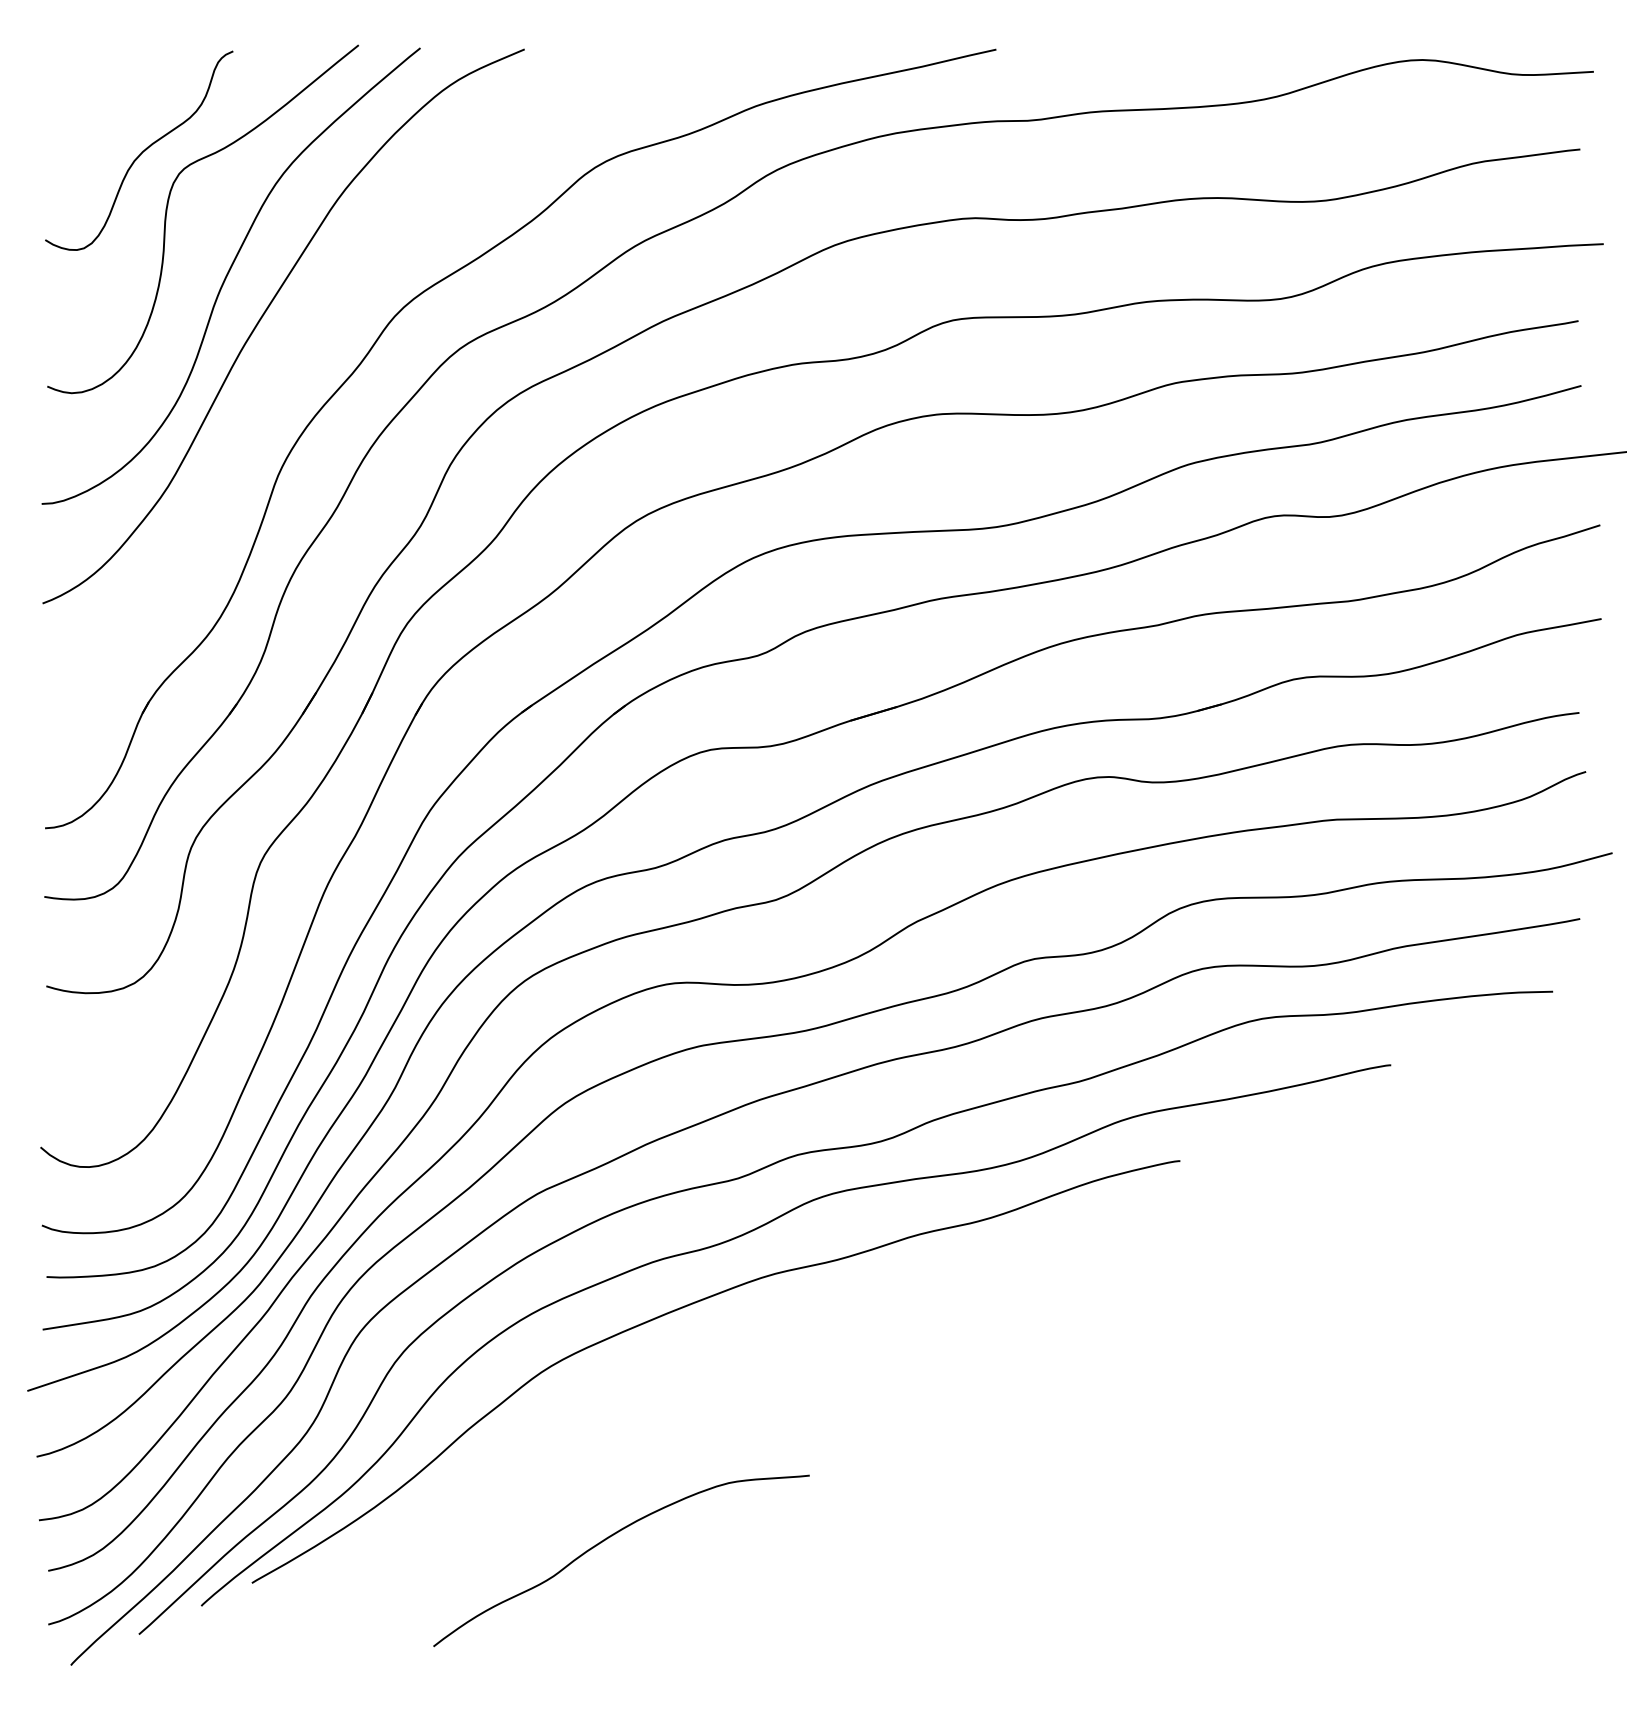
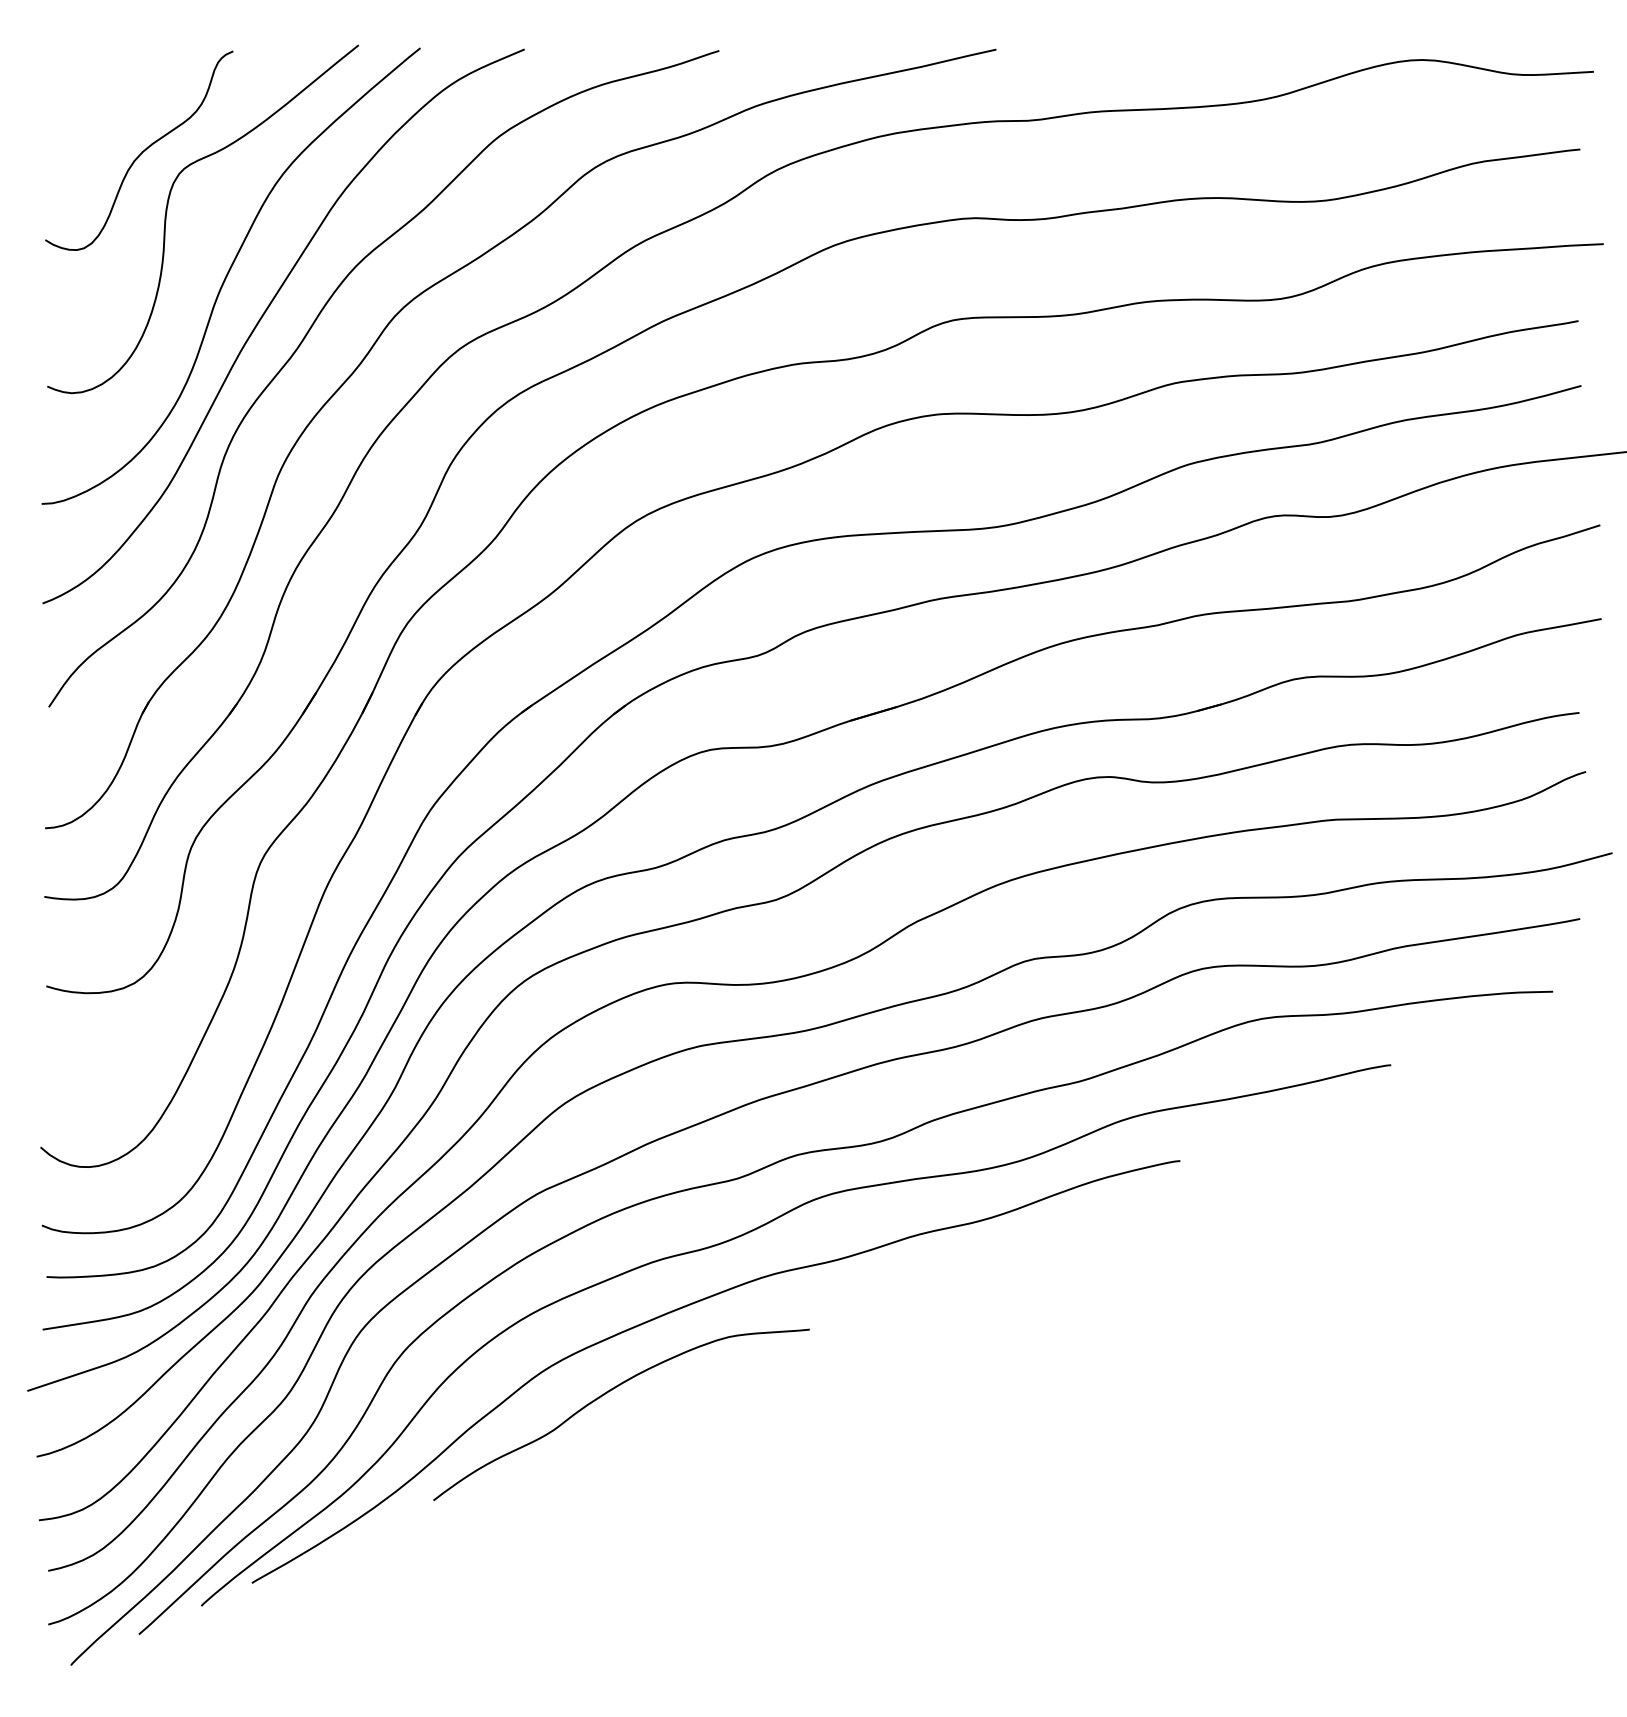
curve: none -> present (307, 335)
curve position: (607, 1539) -> (607, 1393) (607, 1393)
